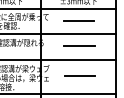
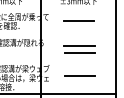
line: present -> none (58, 8)
line: present -> none (58, 34)
line: none -> present (79, 52)
line: present -> none (58, 59)
